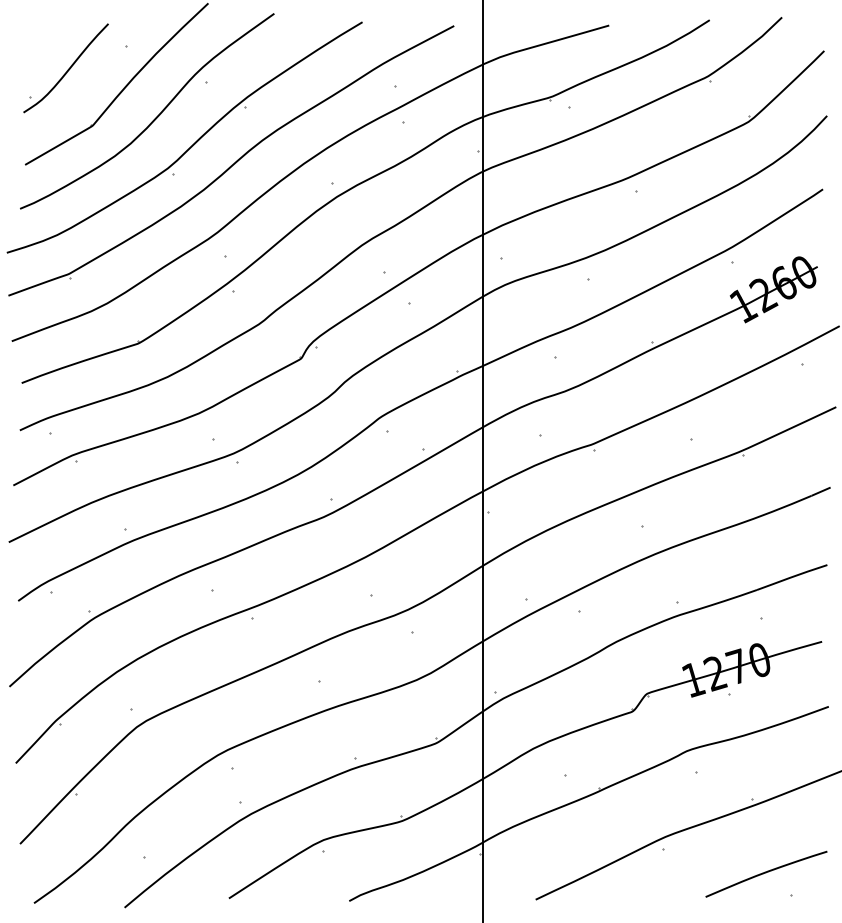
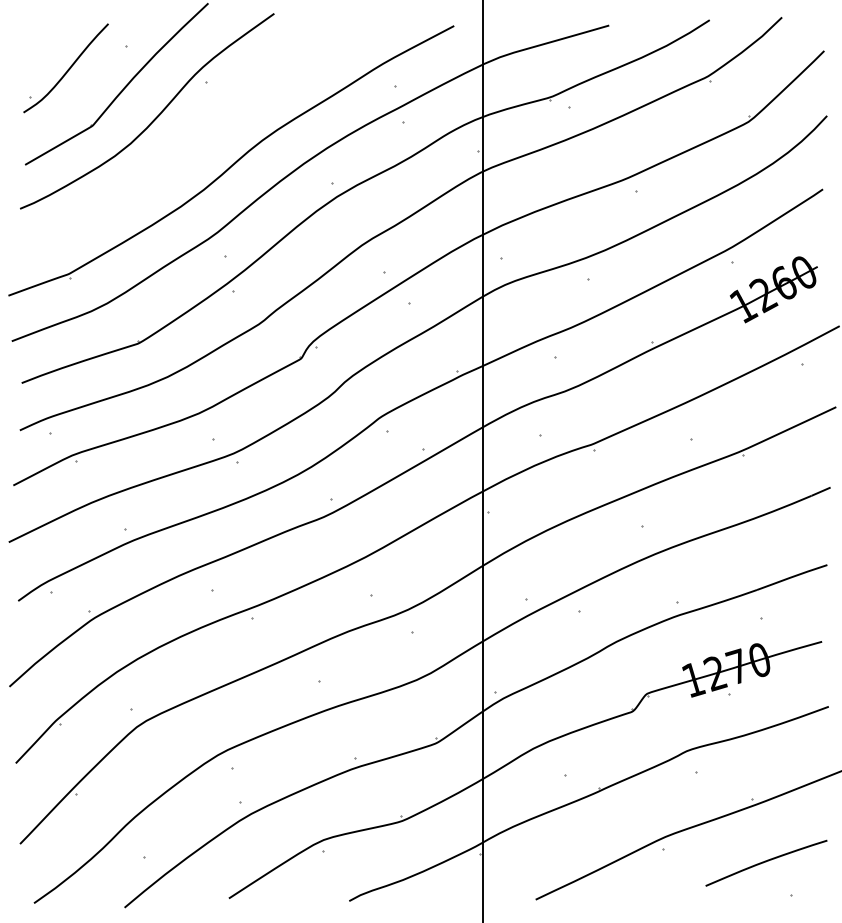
part: present -> none (192, 144)
curve position: (766, 873) -> (766, 862) (766, 862)
